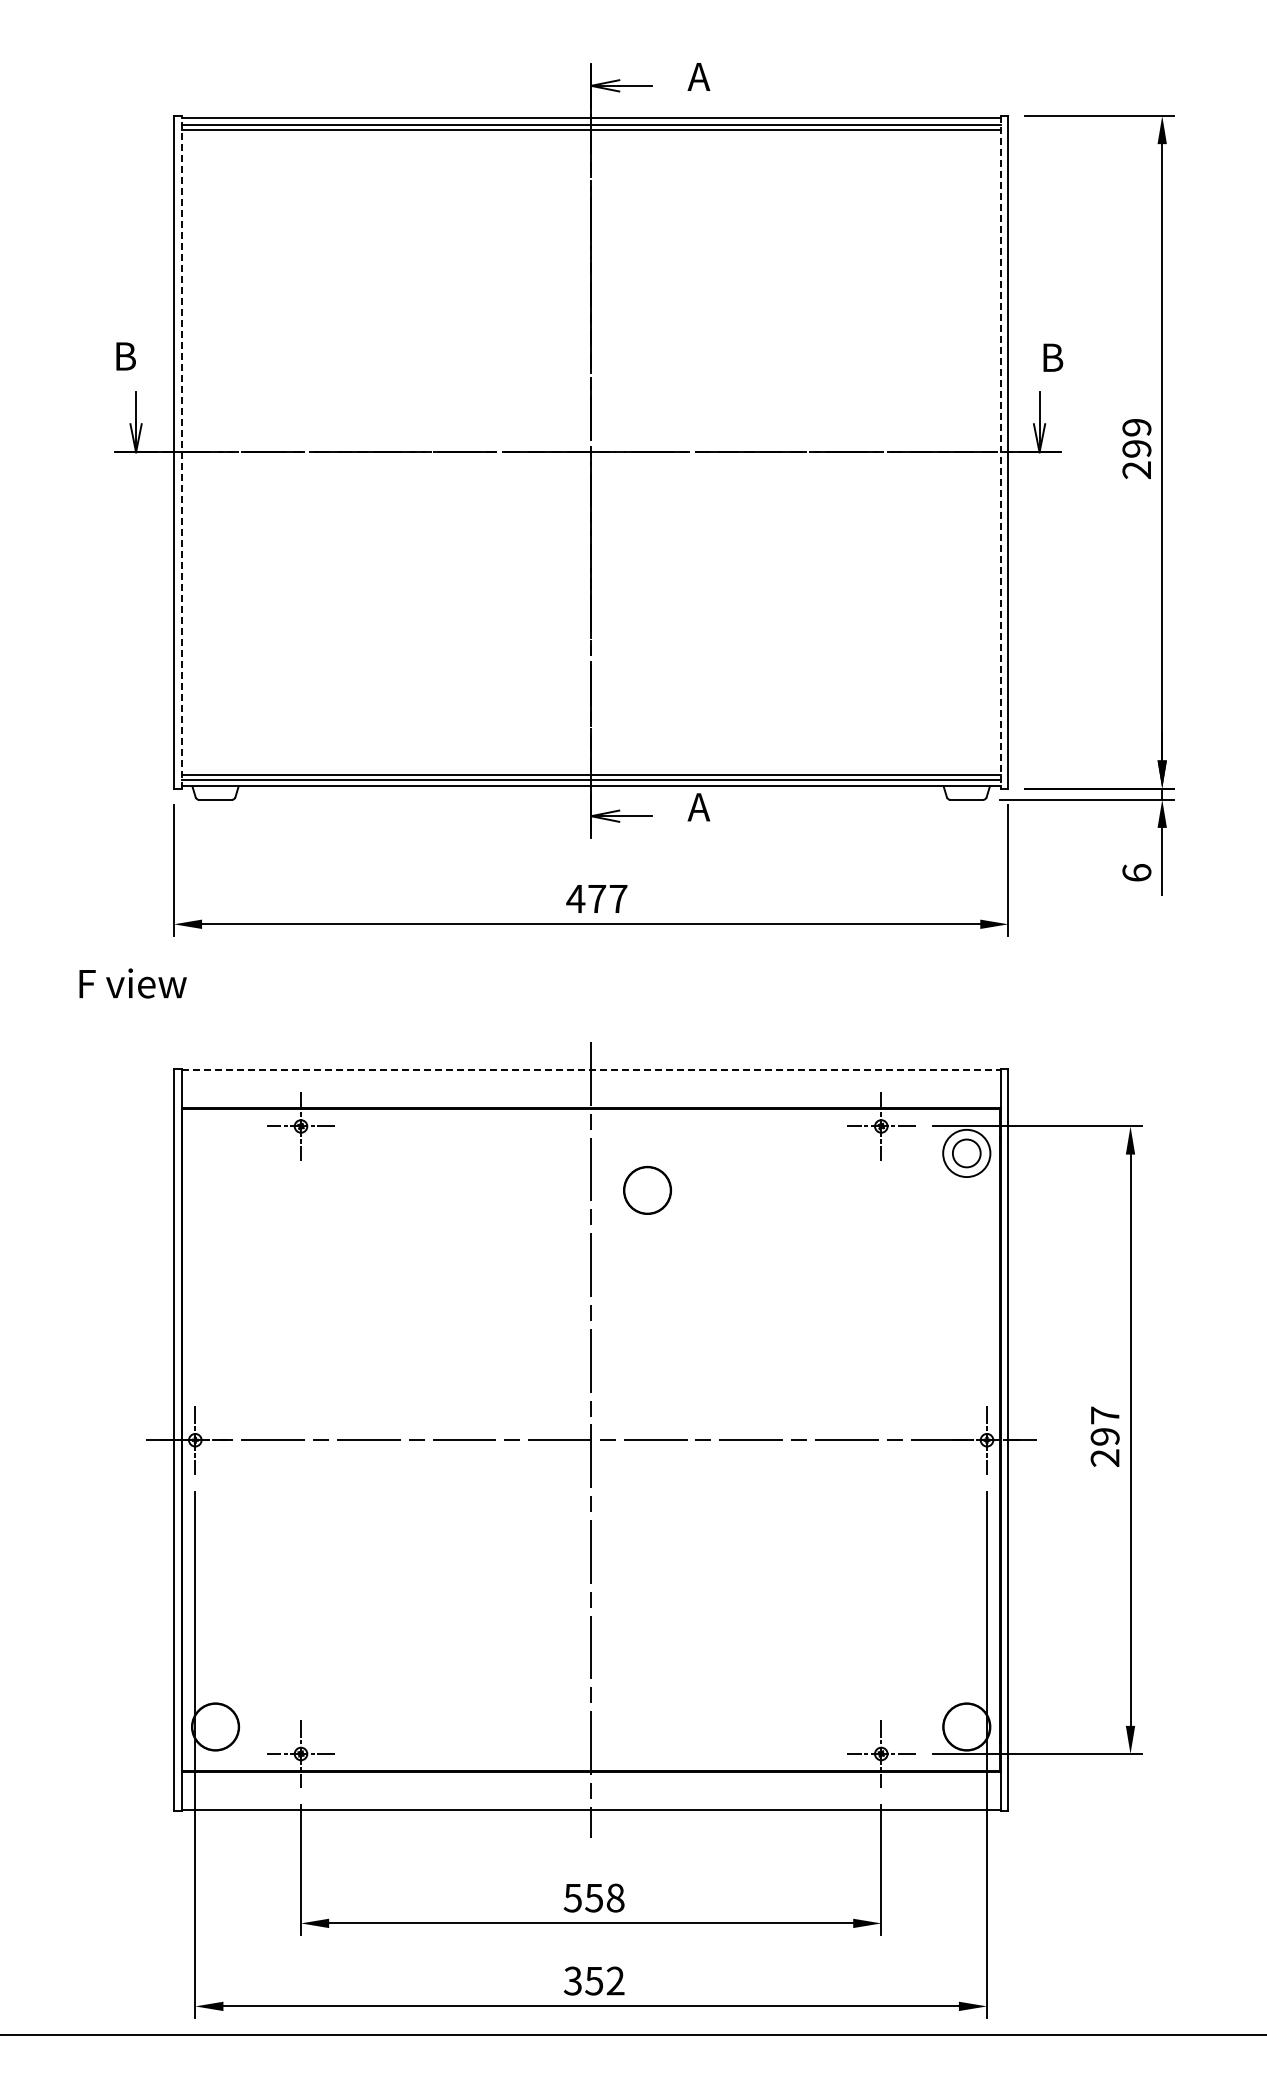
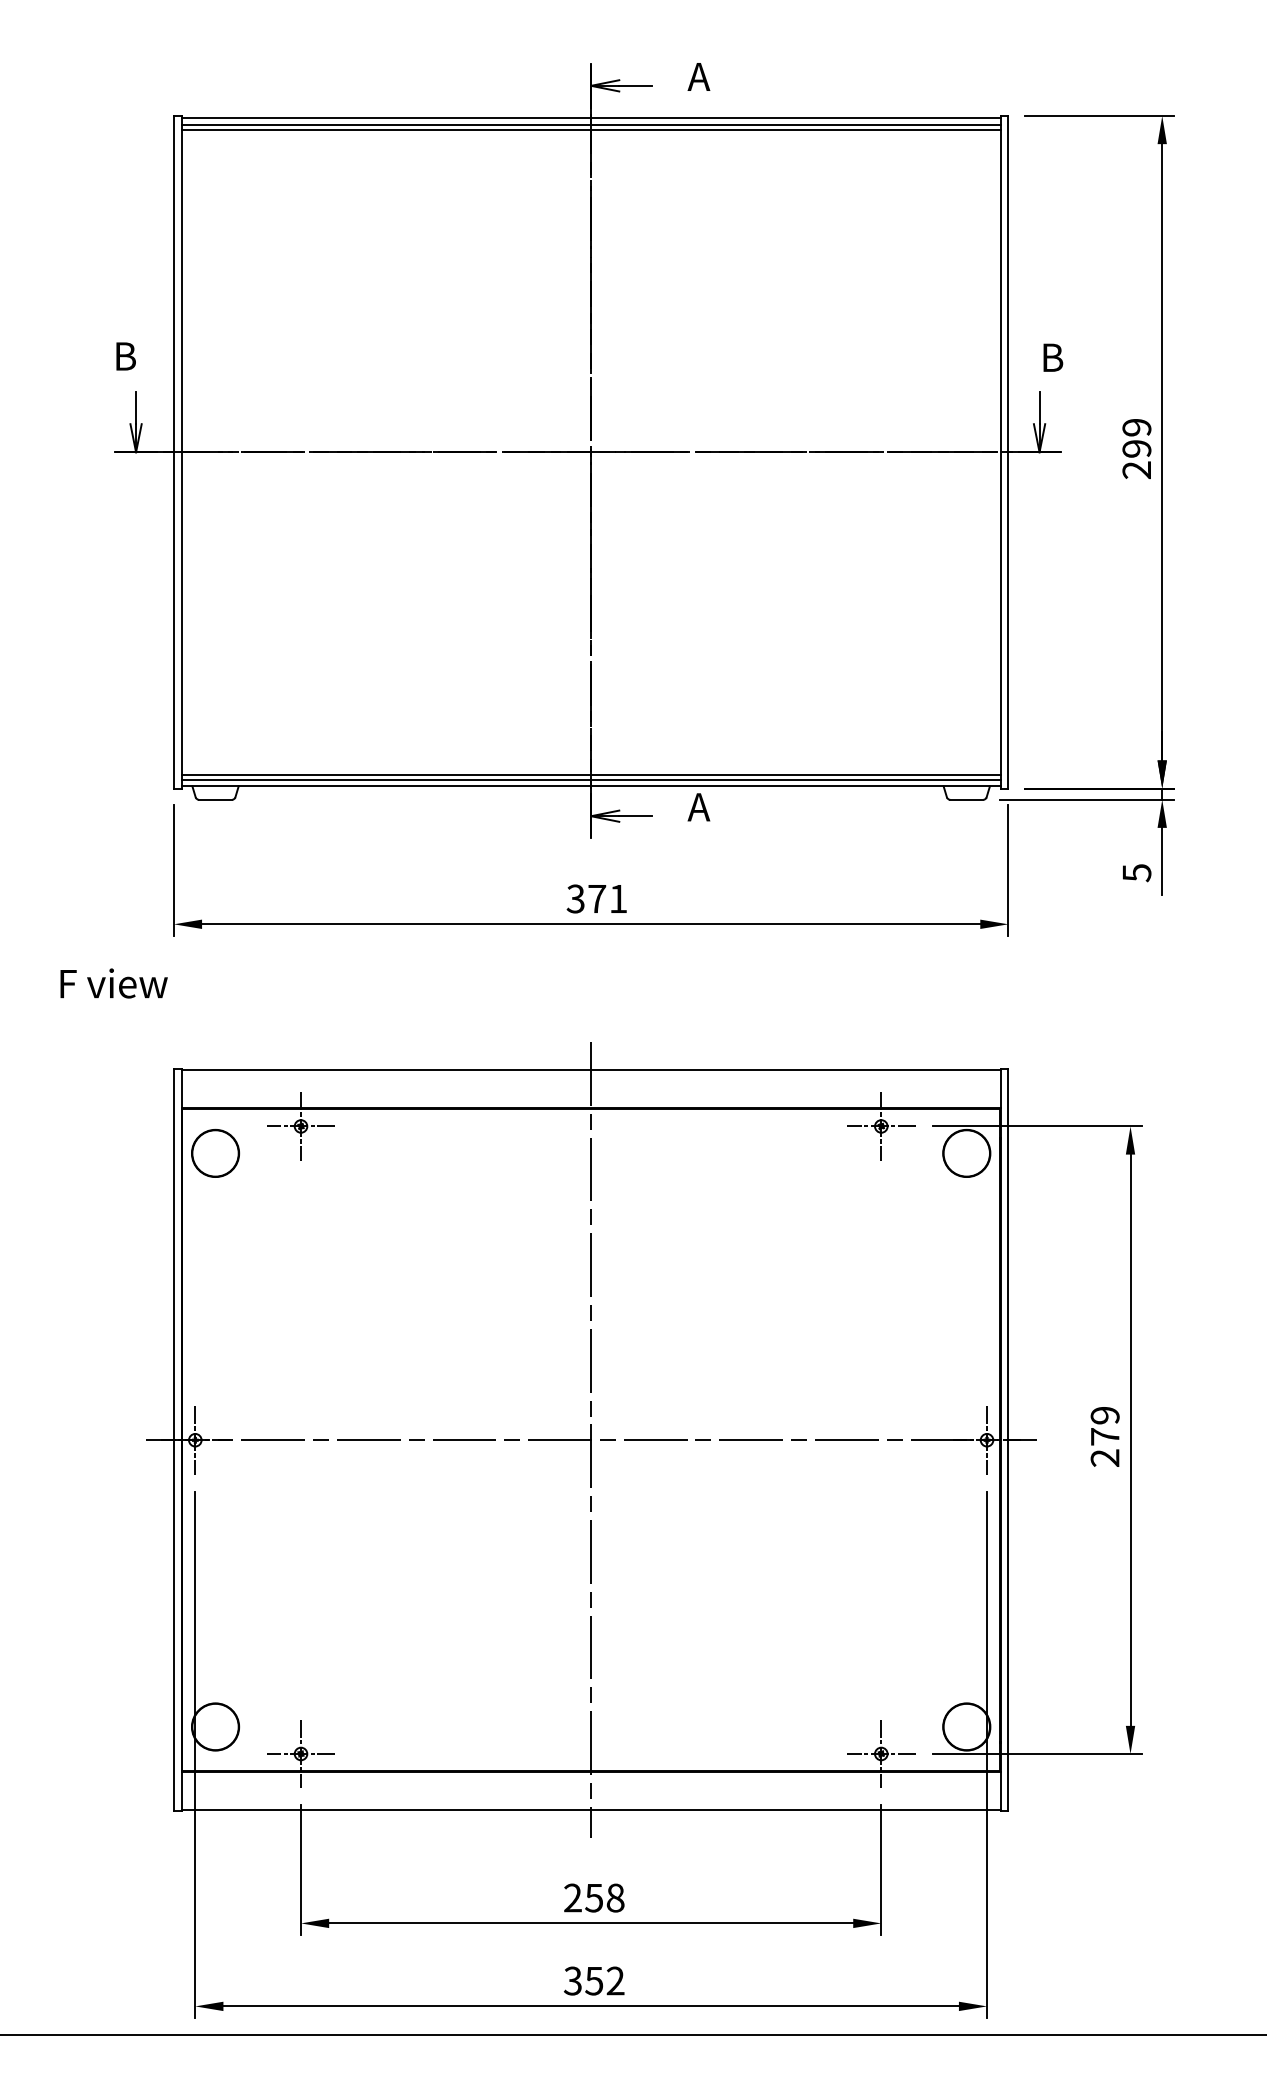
line: dashed -> solid (181, 451)
line: dashed -> solid (1000, 452)
text: 6 -> 5 (1136, 873)
text: 477 -> 371 (596, 898)
text position: (132, 983) -> (113, 983) (113, 983)
line: dashed -> solid (591, 1070)
circle diameter: 28 px -> 46 px (966, 1153)
circle position: (647, 1190) -> (215, 1153) (215, 1153)
text: 297 -> 279 (1104, 1425)
text: 558 -> 258 (572, 1897)
